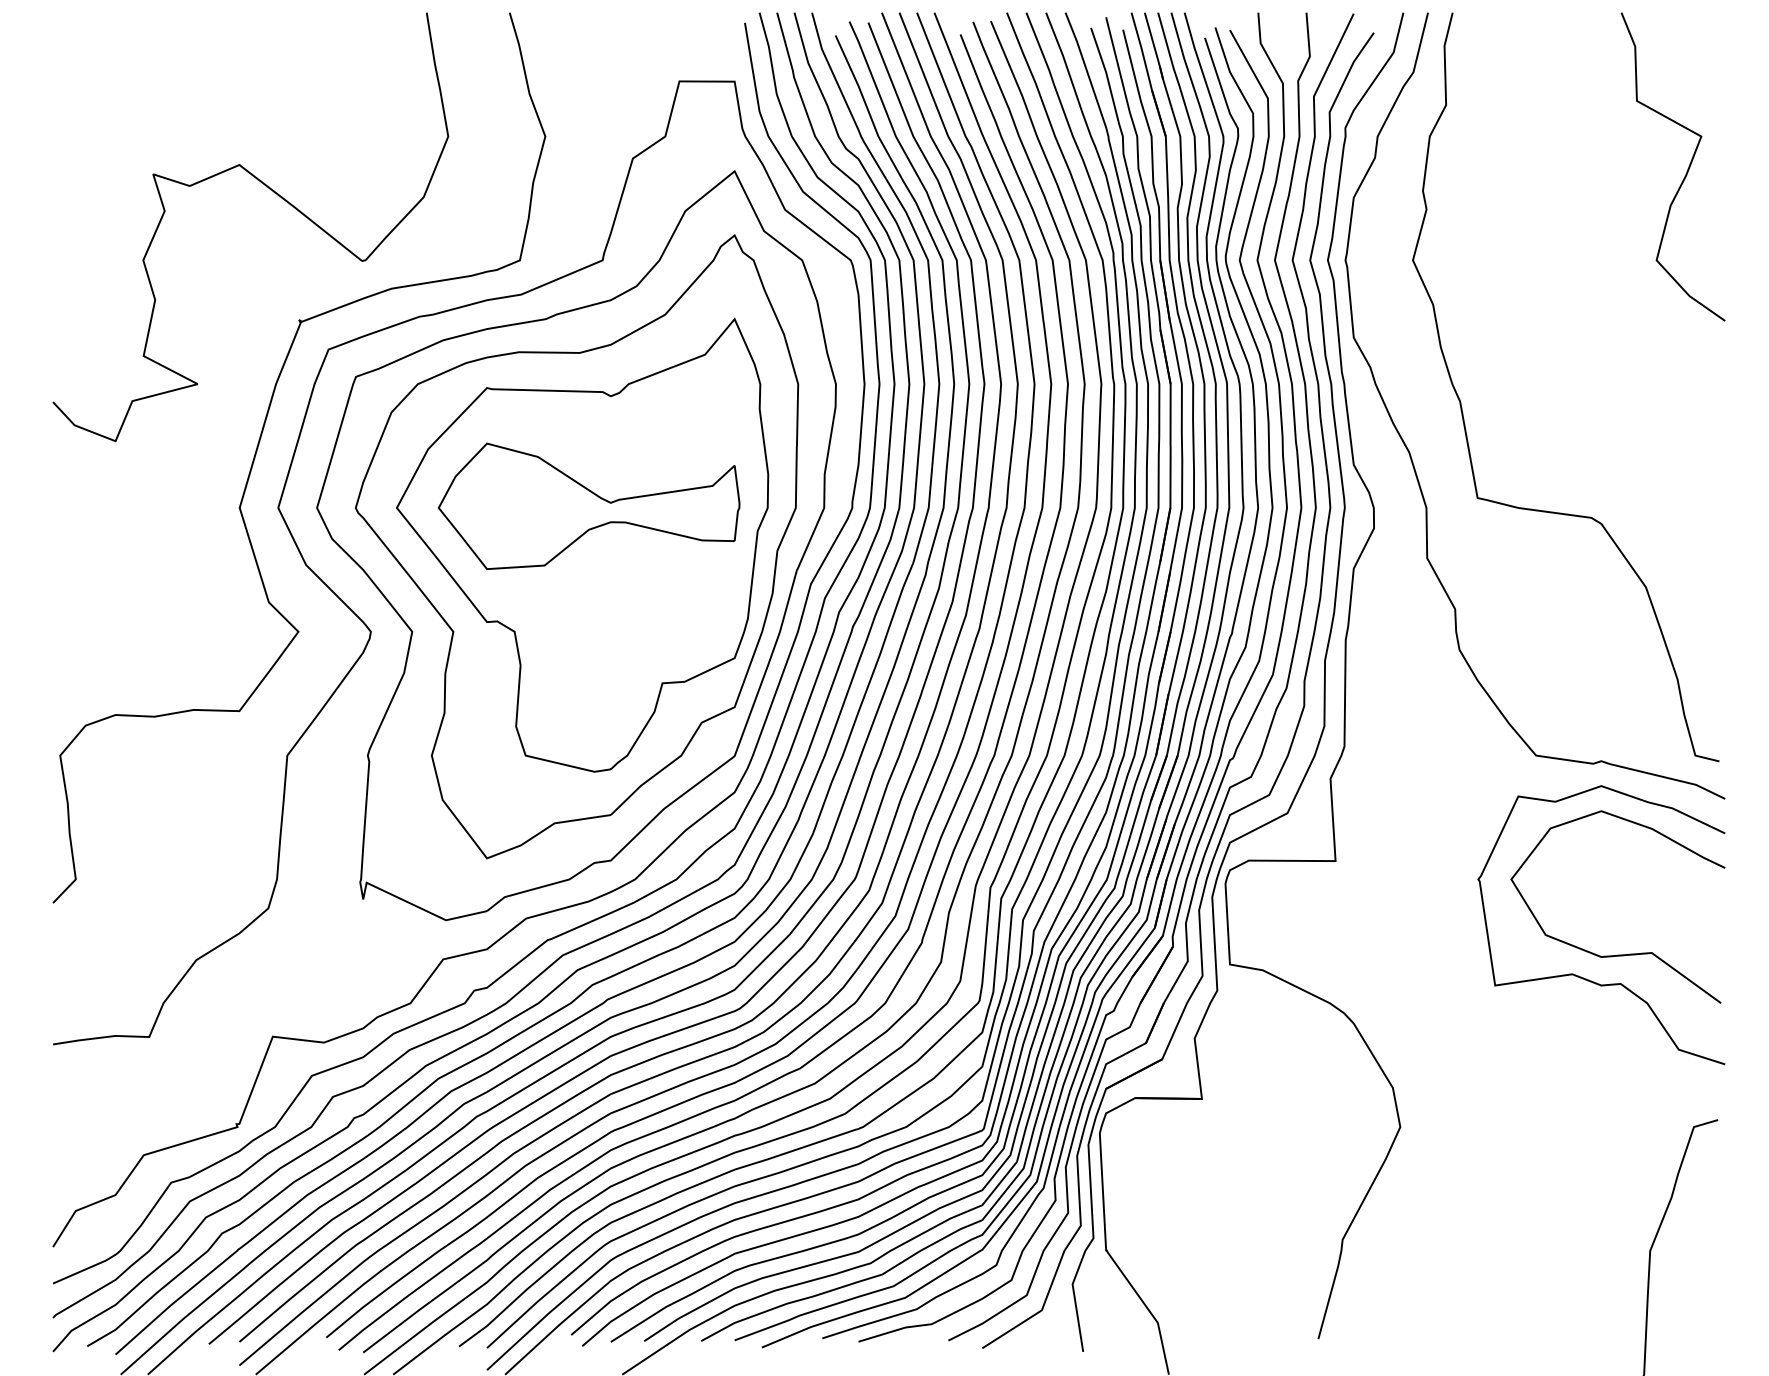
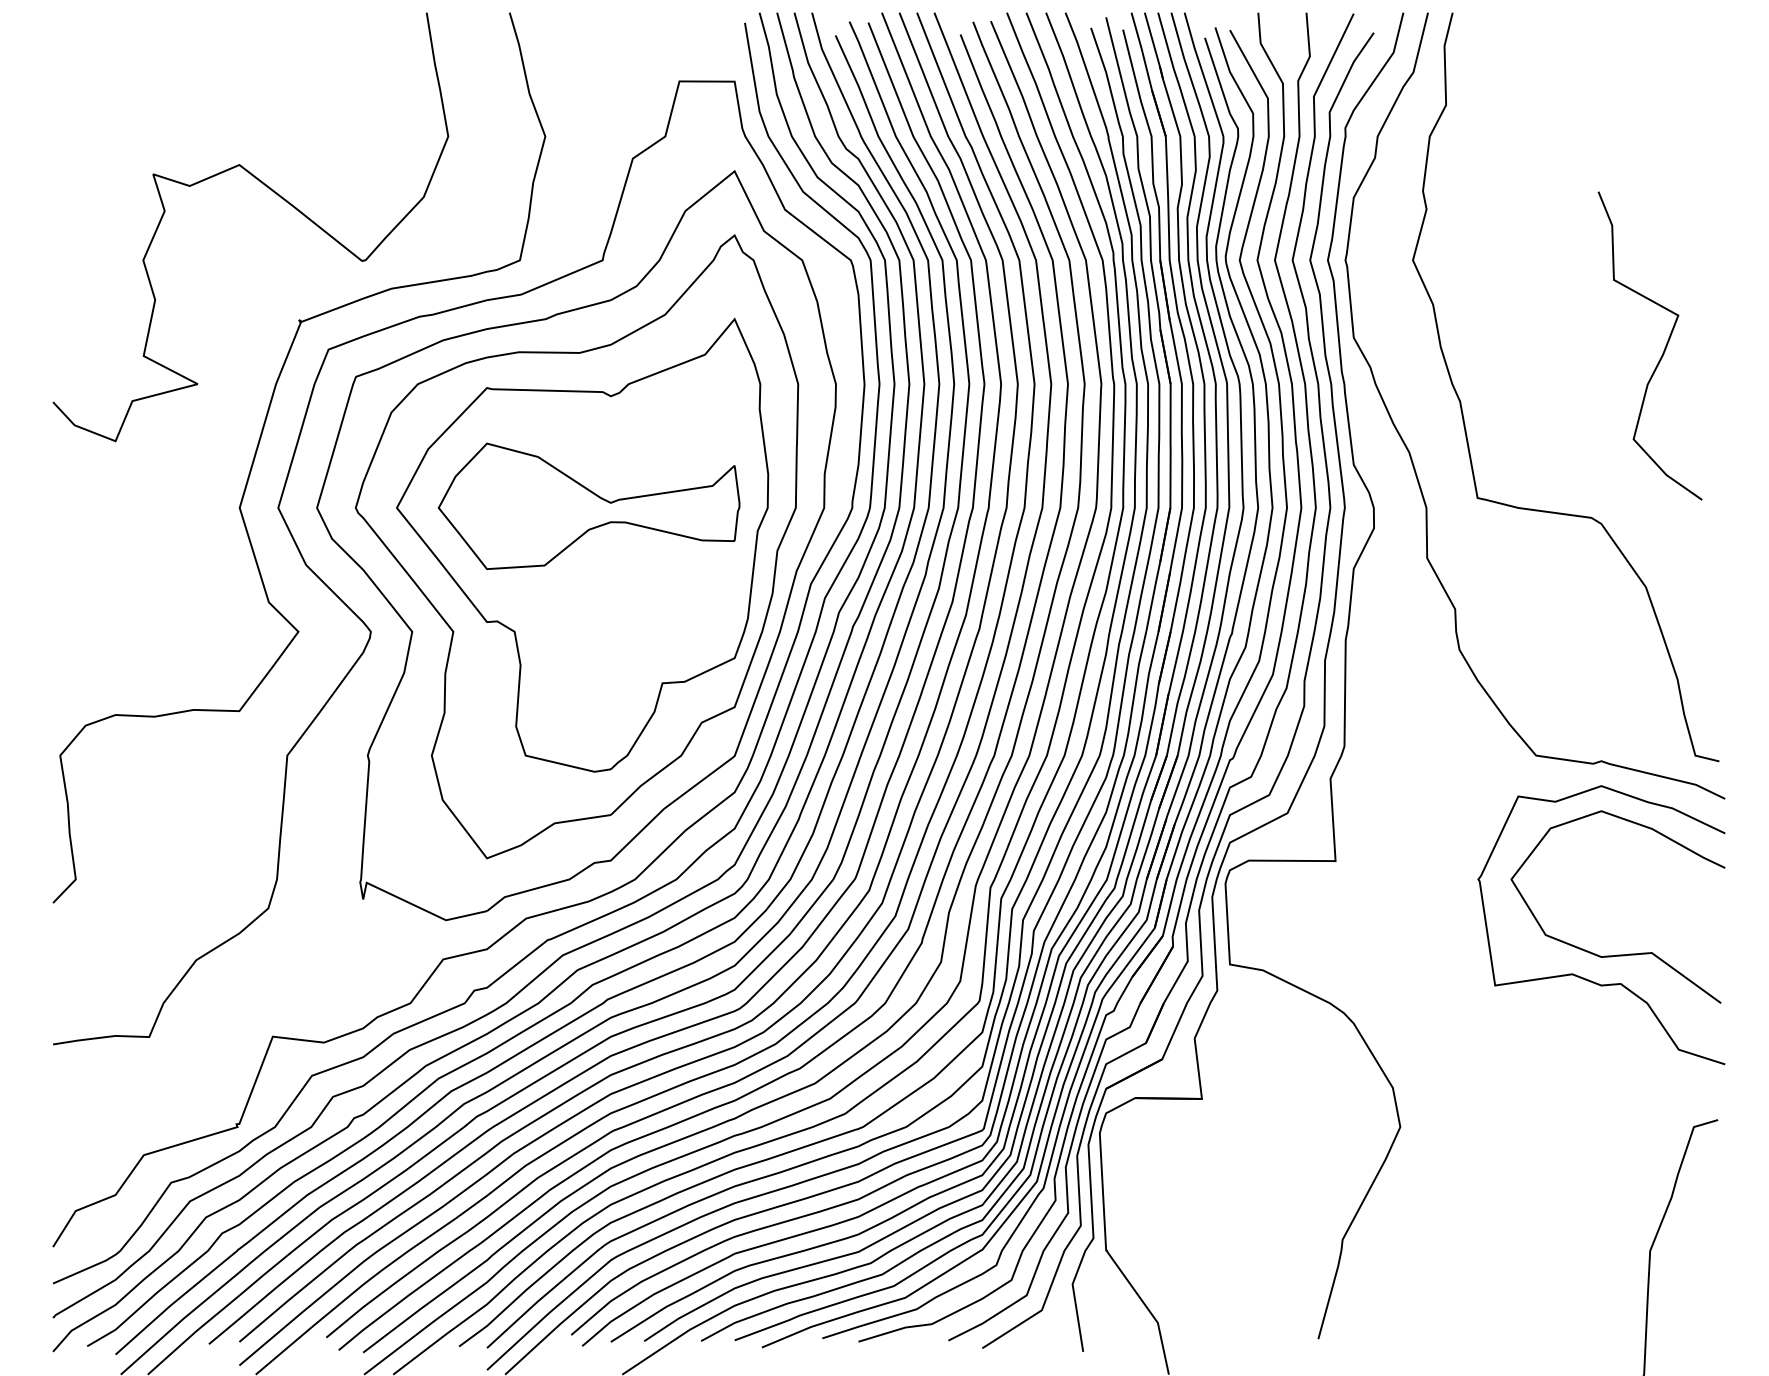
curve position: (1686, 171) -> (1663, 350) (1663, 350)
